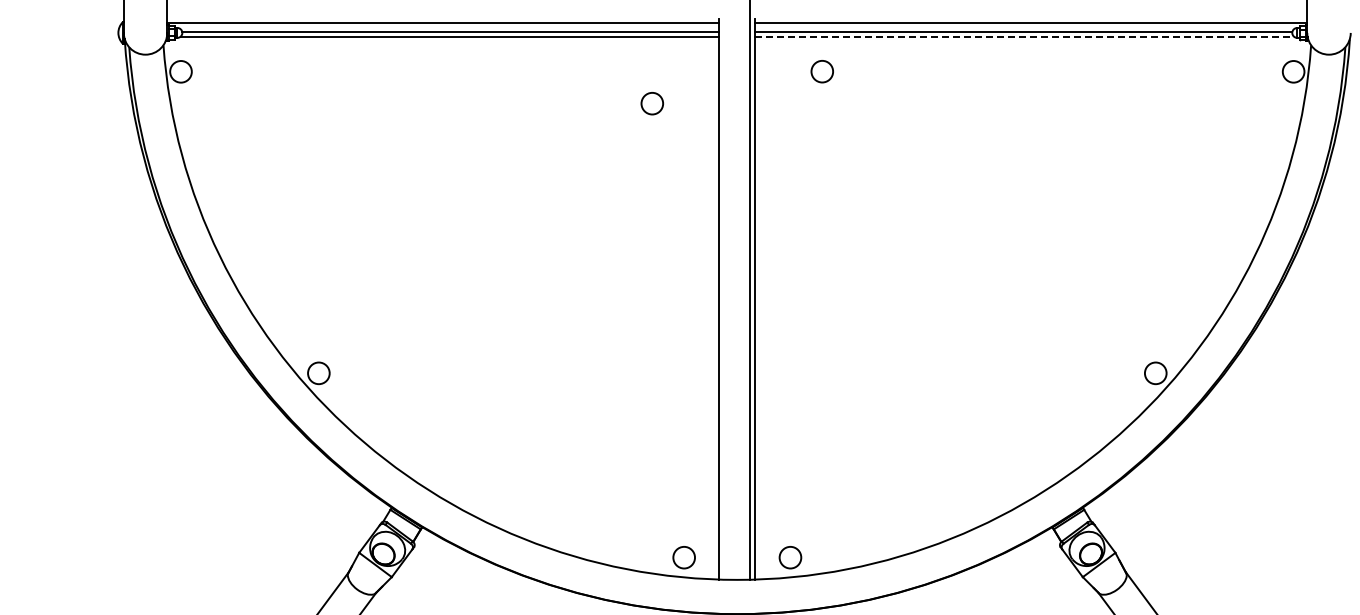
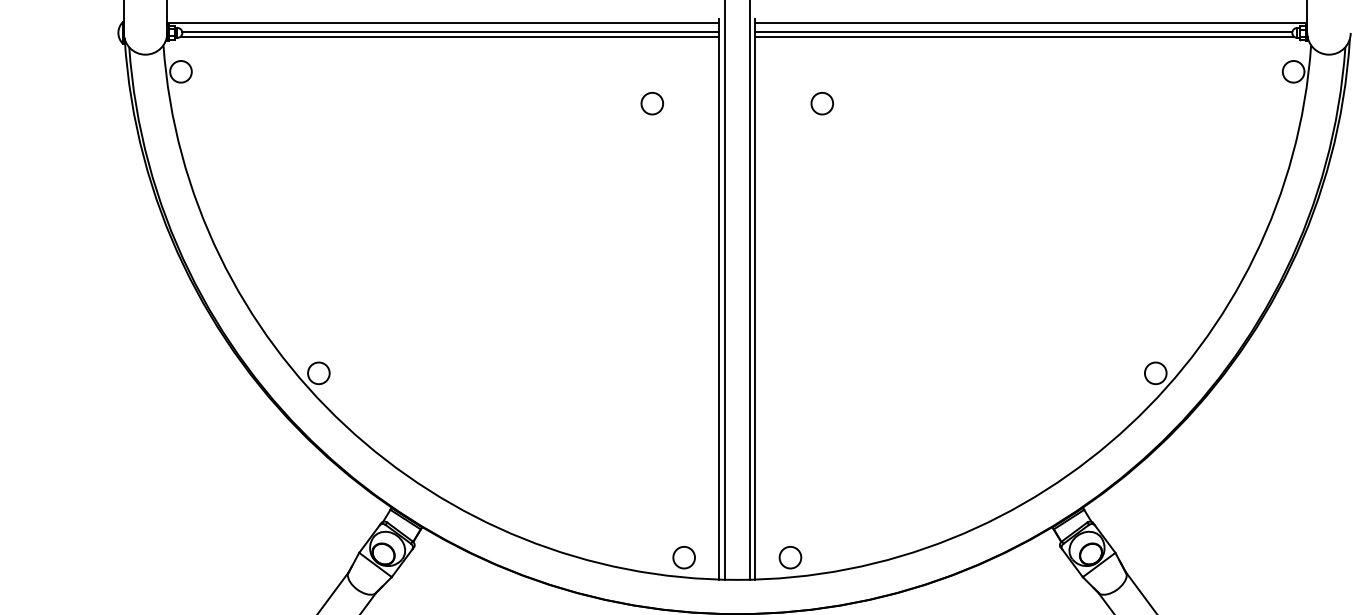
line: dashed -> solid (1025, 36)
circle position: (821, 71) -> (821, 103) (821, 103)
line: none -> present (724, 290)
